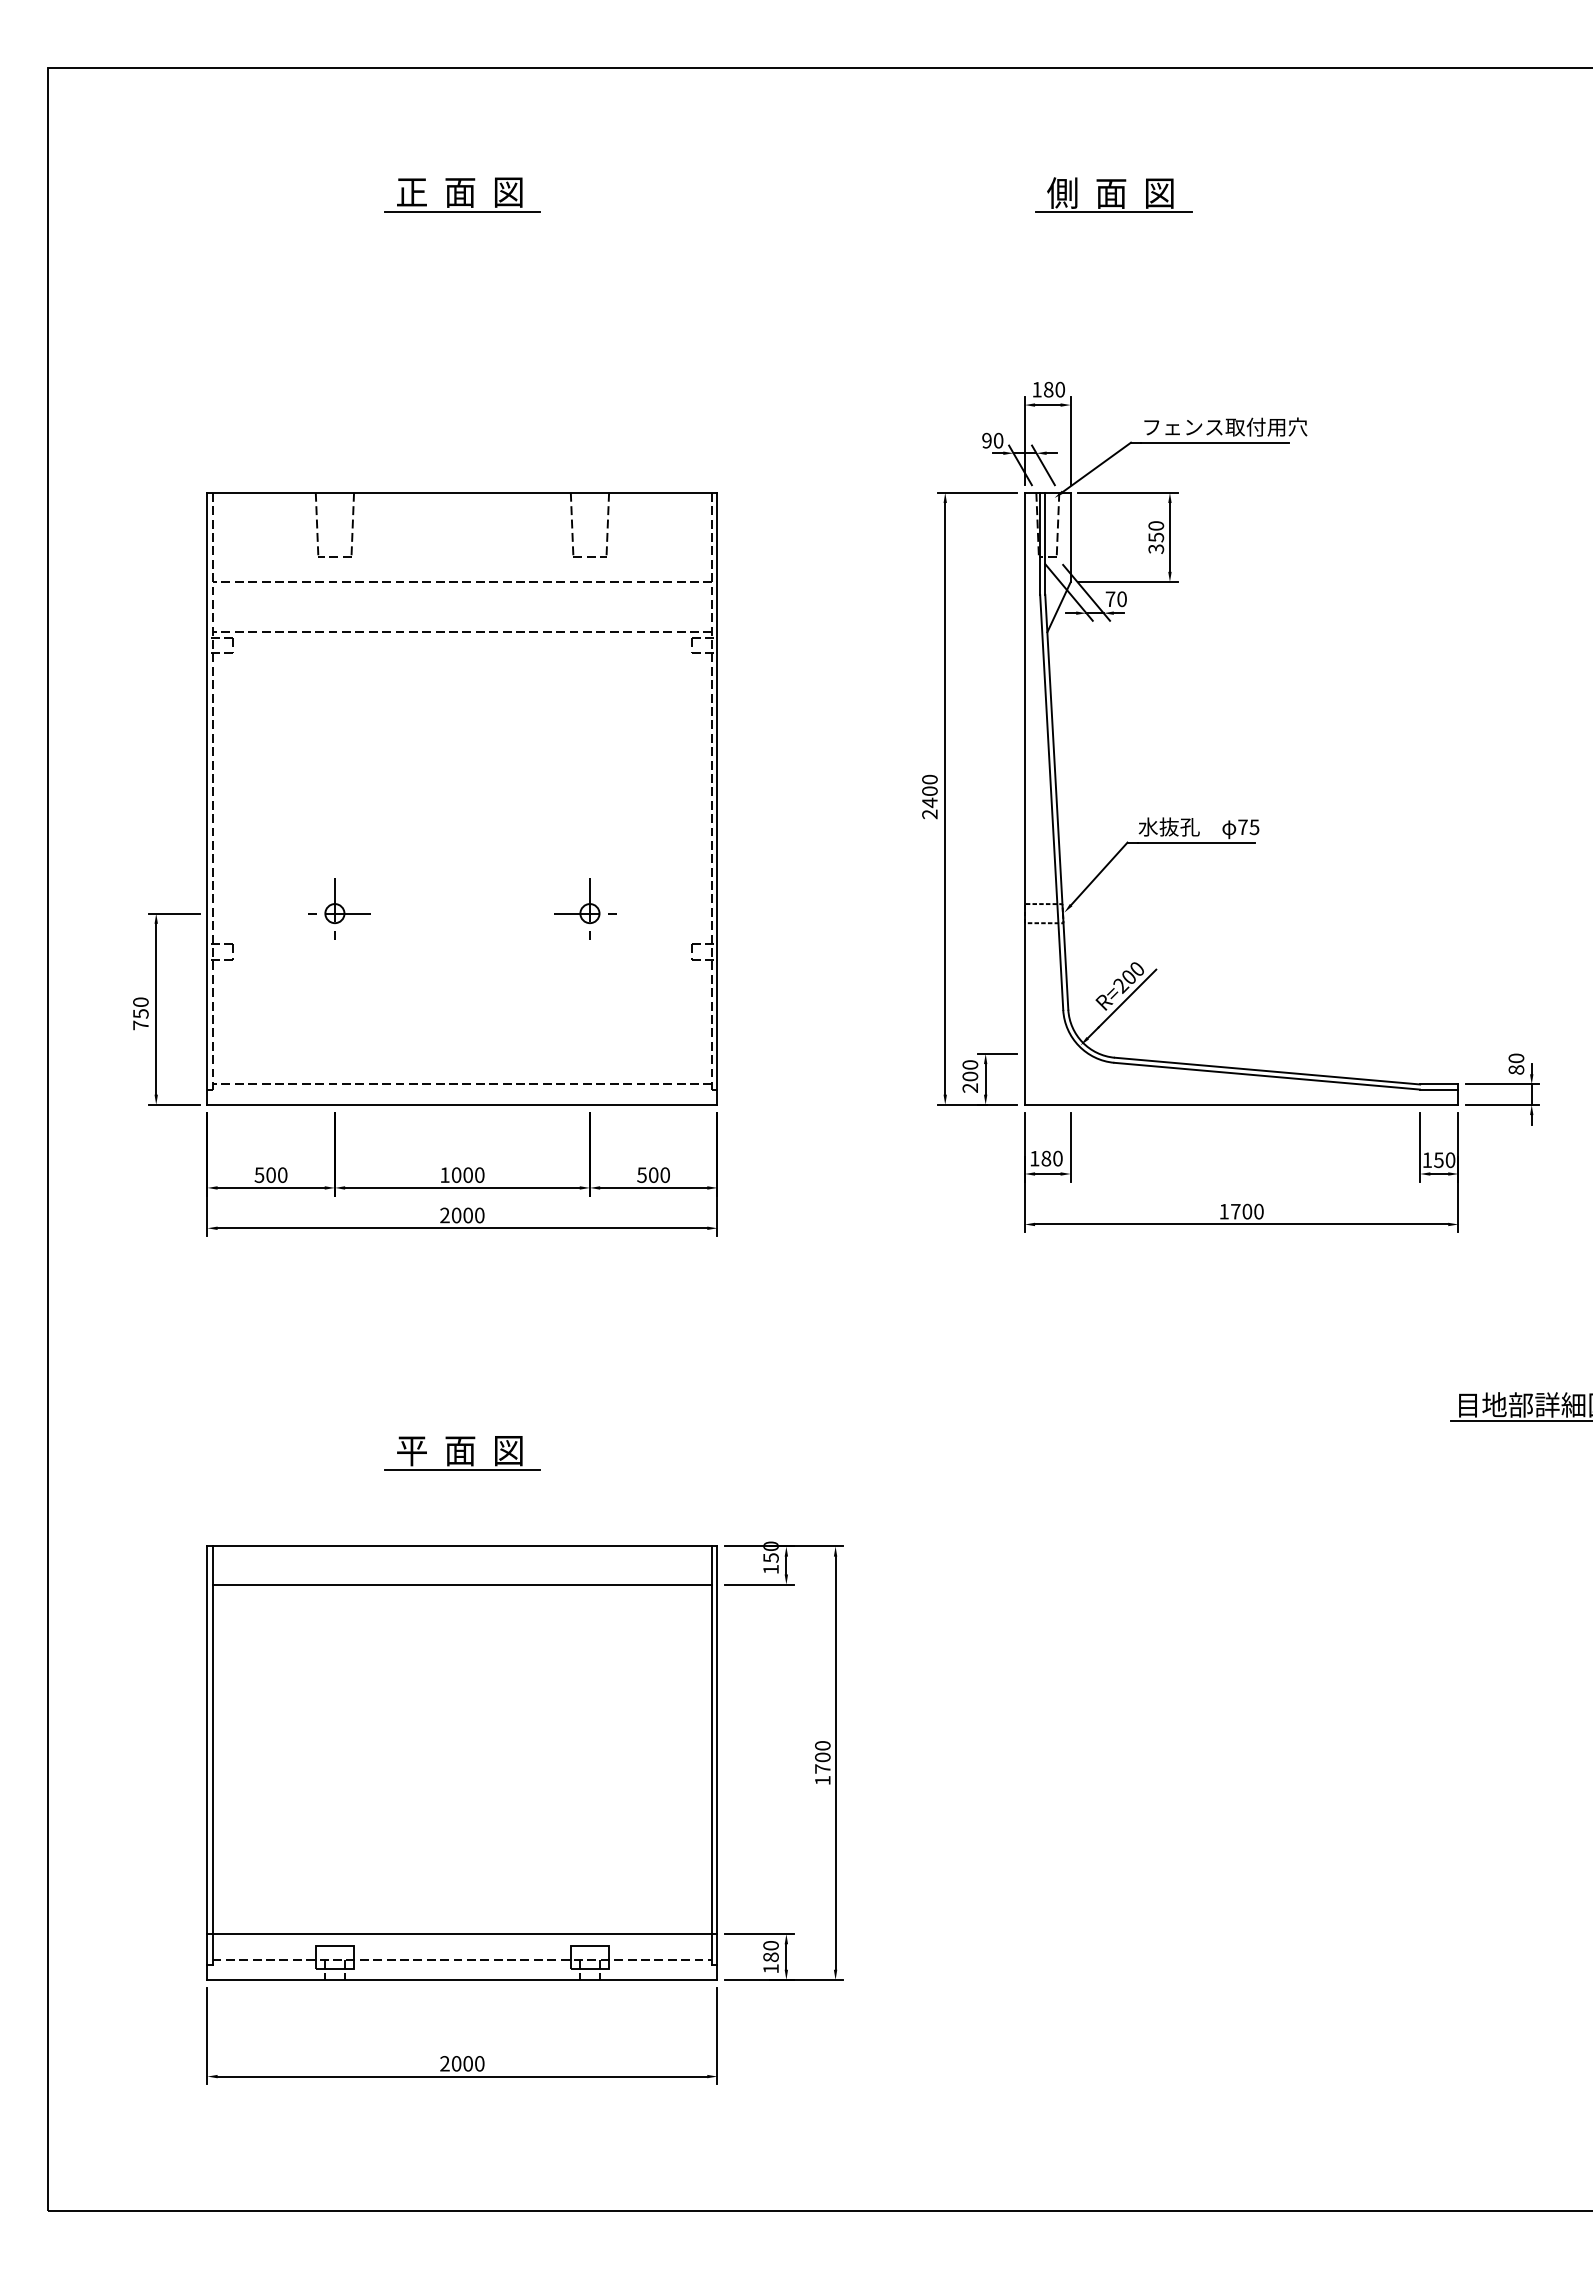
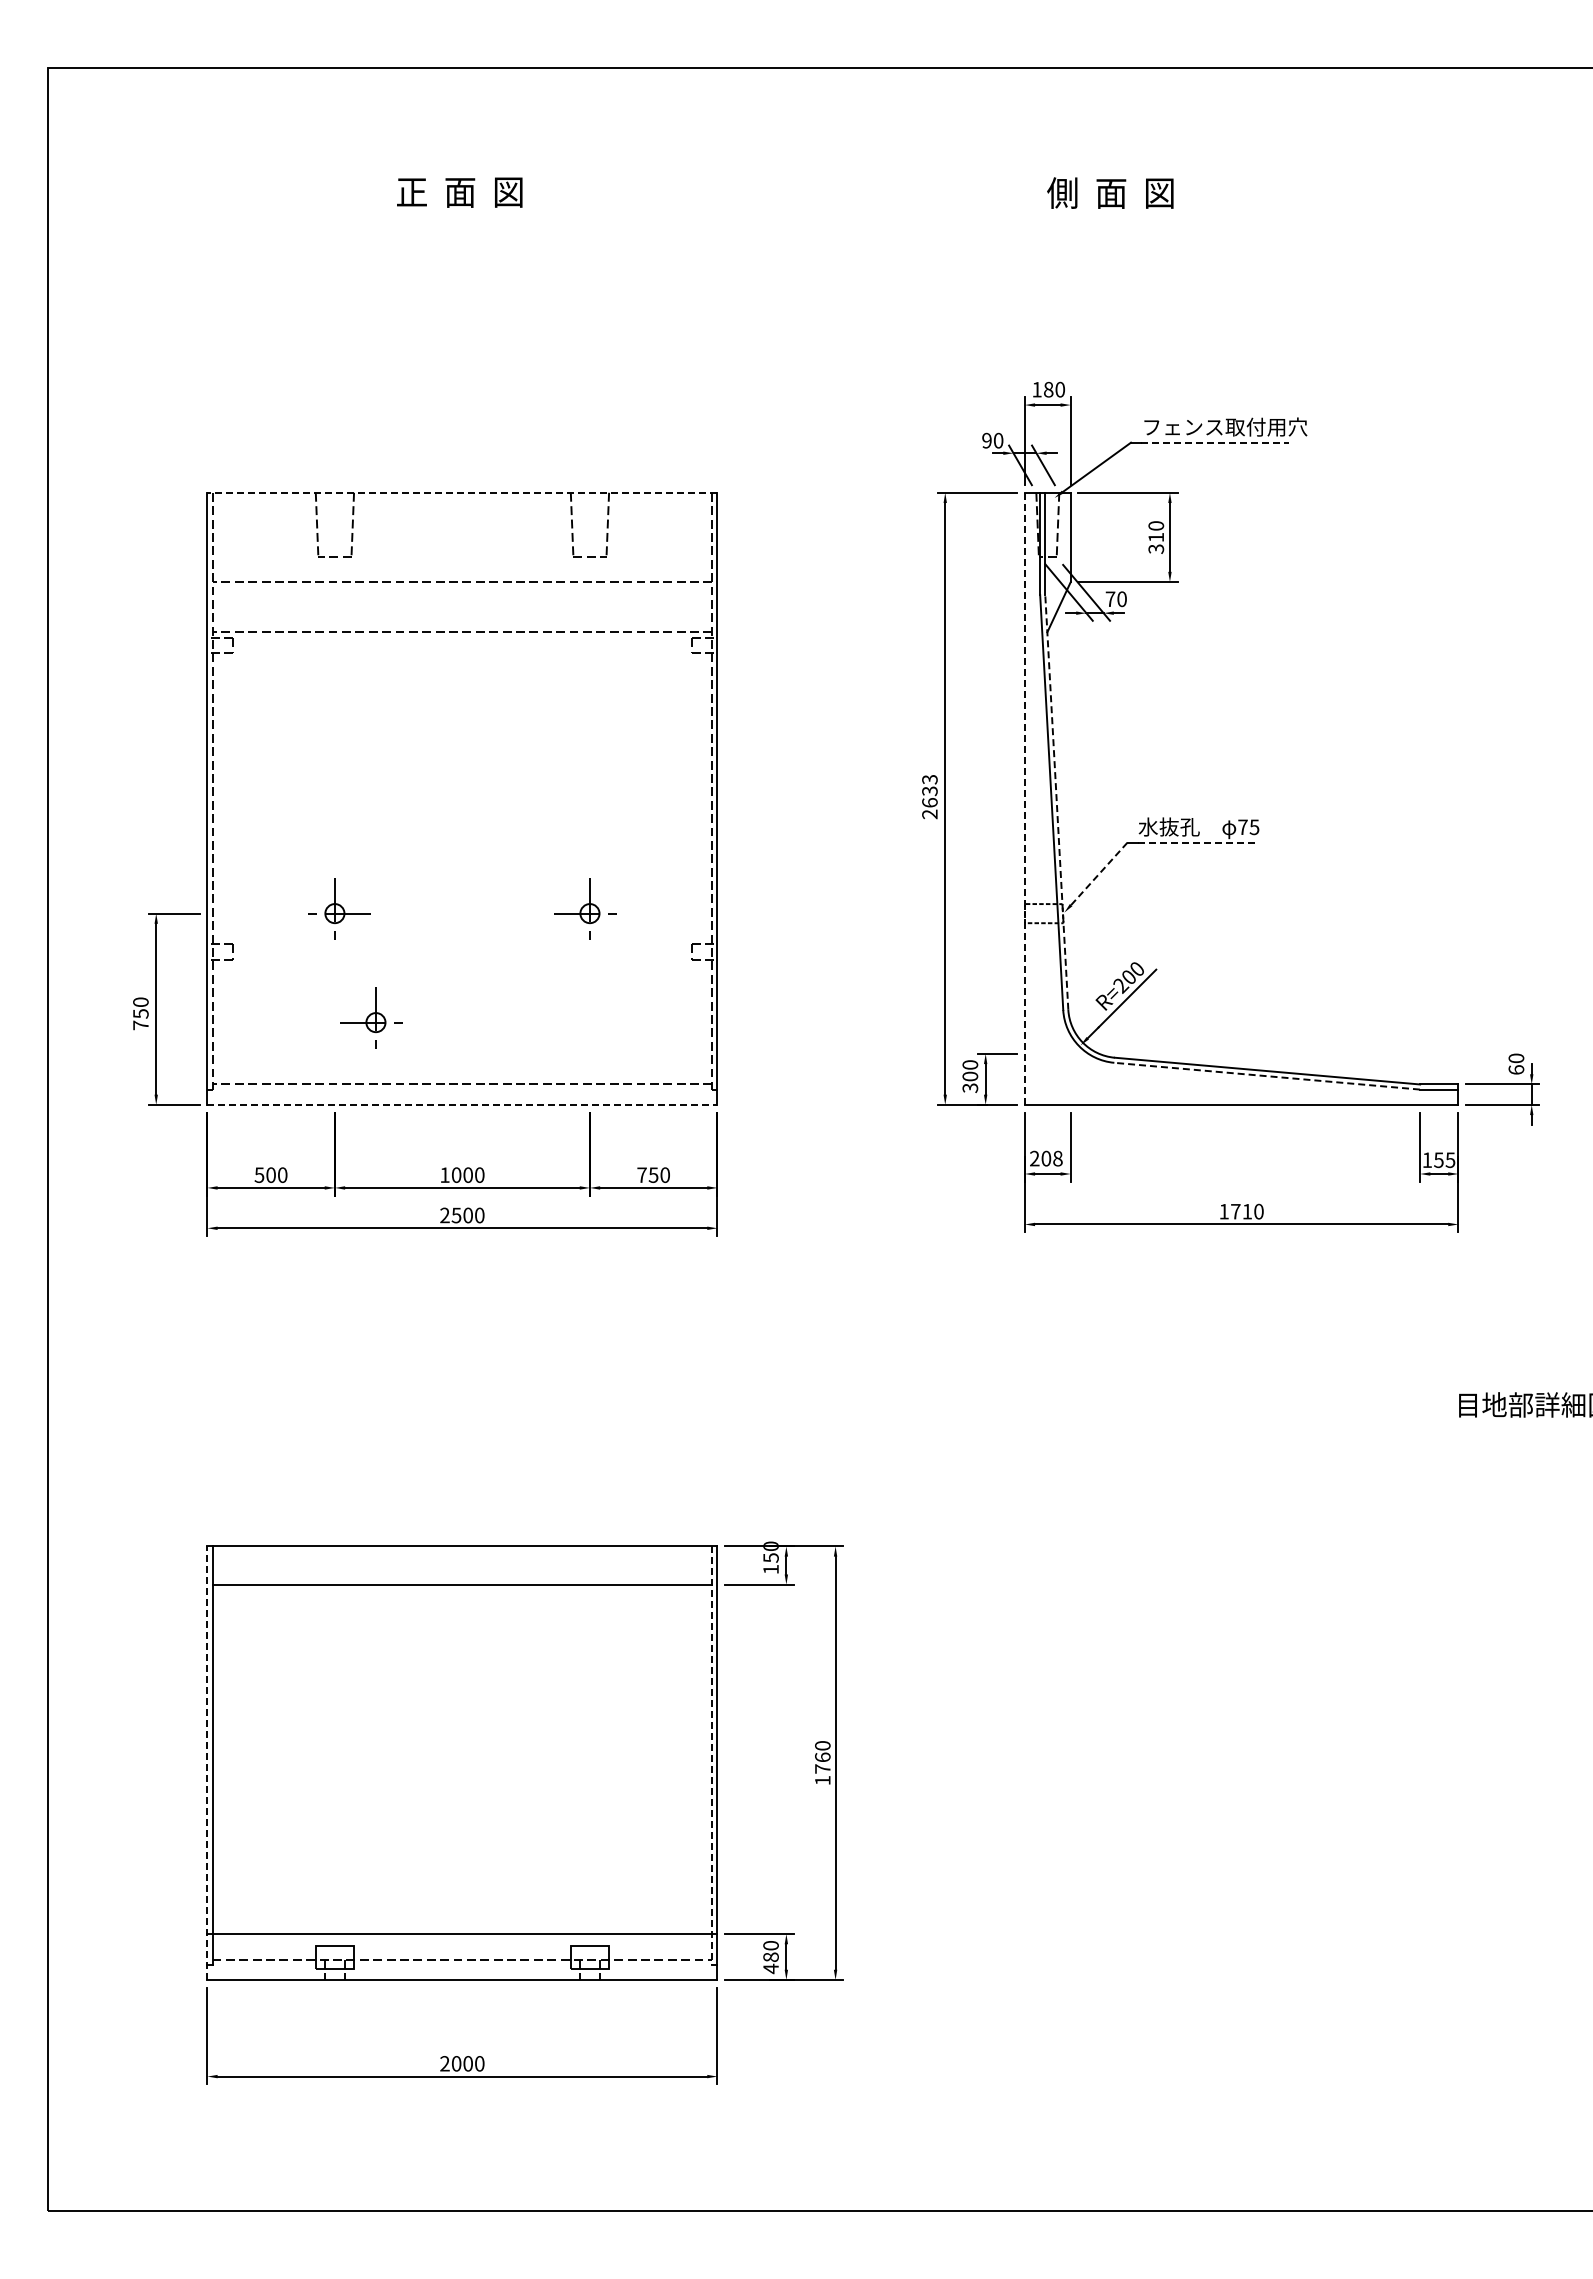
line: present -> none (462, 211)
line: present -> none (1113, 211)
line: solid -> dashed (1215, 442)
line: solid -> dashed (461, 492)
text: 350 -> 310 (1156, 537)
text: 2400 -> 2633 (929, 791)
line: solid -> dashed (1024, 799)
line: solid -> dashed (1056, 802)
line: solid -> dashed (1196, 842)
line: solid -> dashed (1099, 873)
part: none -> present (371, 1017)
text: 80 -> 60 (1516, 1069)
line: solid -> dashed (1266, 1076)
text: 200 -> 300 (970, 1088)
line: solid -> dashed (462, 1104)
text: 180 -> 208 (1046, 1158)
text: 150 -> 155 (1450, 1159)
text: 500 -> 750 (647, 1174)
text: 1700 -> 1710 (1247, 1211)
text: 2000 -> 2500 (456, 1215)
line: present -> none (1519, 1421)
part: present -> none (462, 1453)
line: solid -> dashed (712, 1756)
text: 1700 -> 1760 (822, 1757)
line: solid -> dashed (207, 1763)
text: 180 -> 480 (770, 1968)
